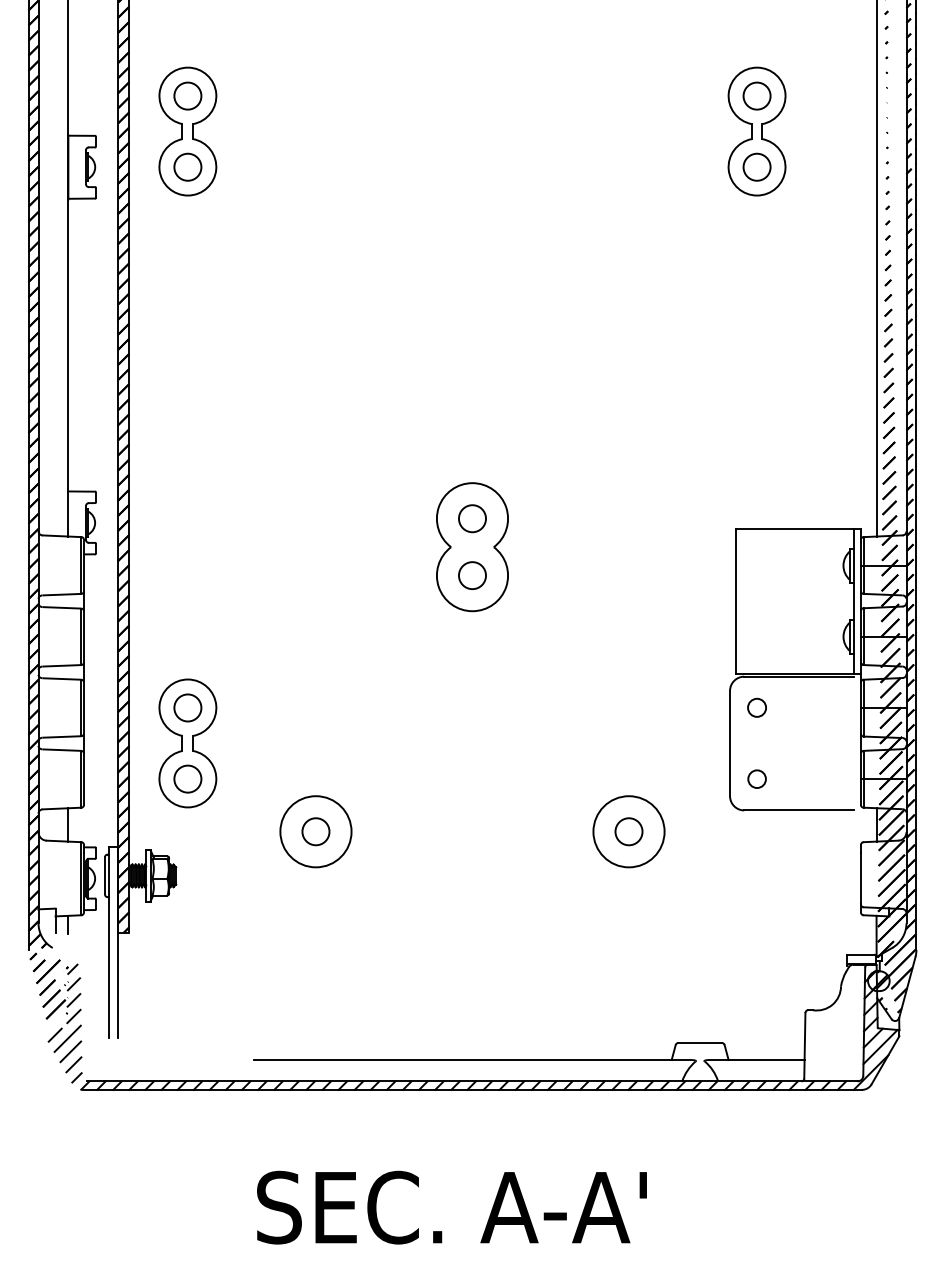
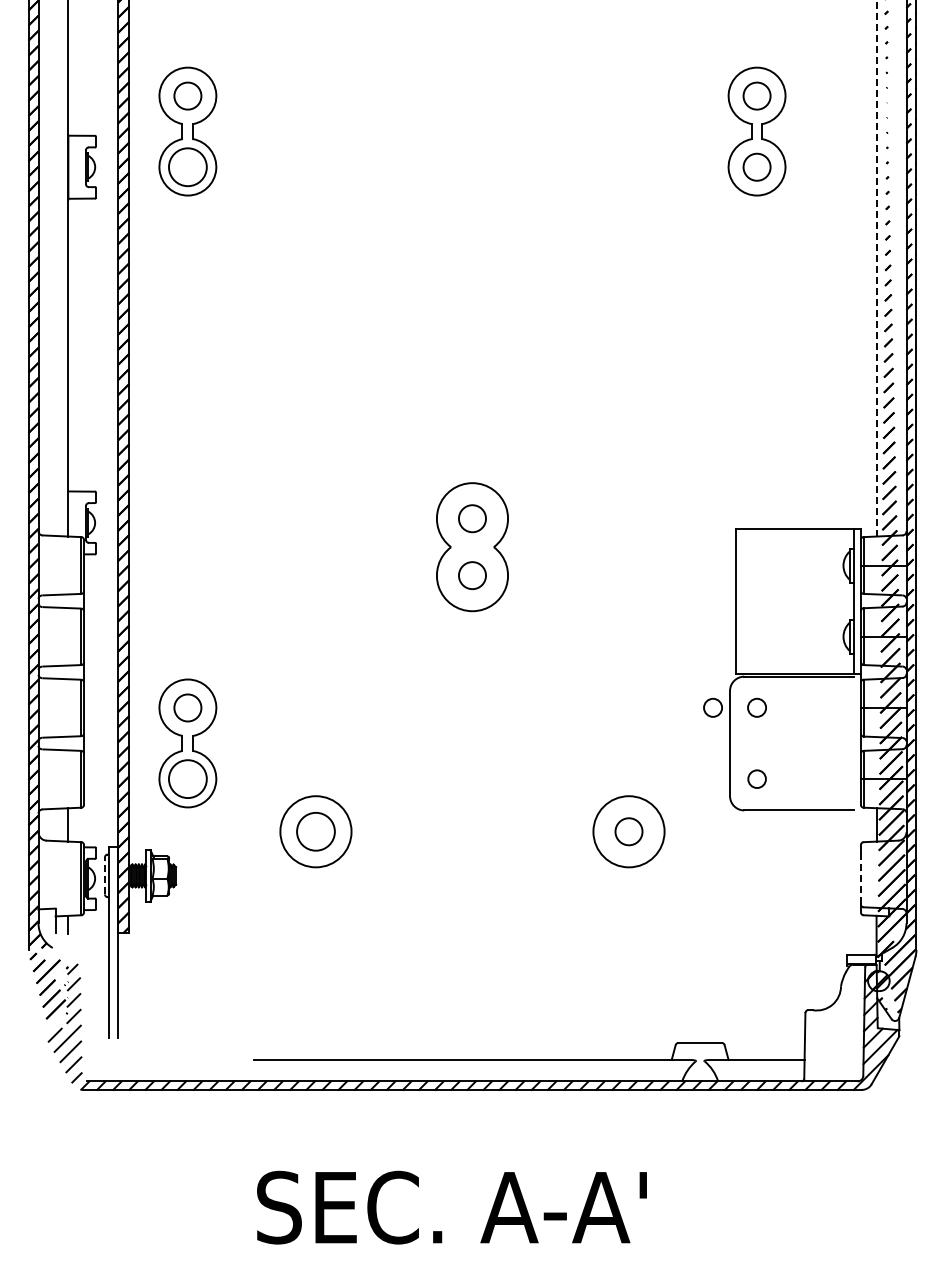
circle diameter: 27 px -> 38 px (187, 167)
line: solid -> dashed (876, 268)
circle: none -> present (712, 707)
circle diameter: 27 px -> 38 px (187, 779)
circle diameter: 27 px -> 38 px (315, 831)
line: solid -> dashed (104, 875)
line: solid -> dashed (860, 878)
